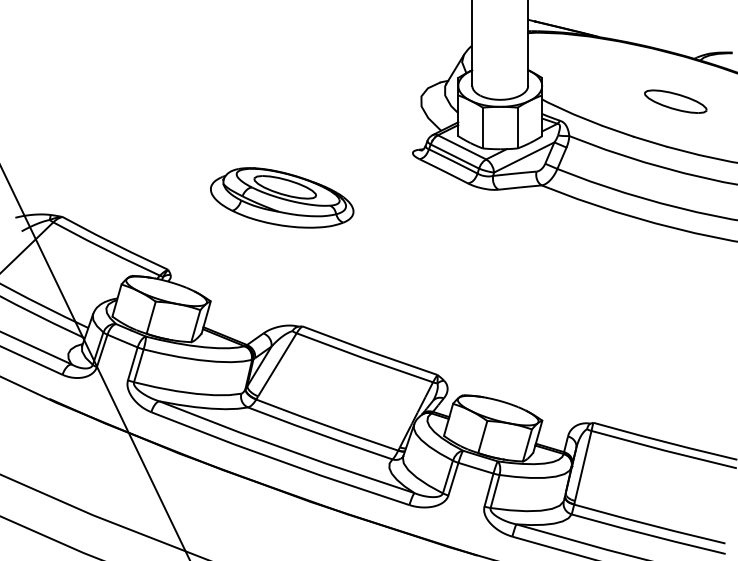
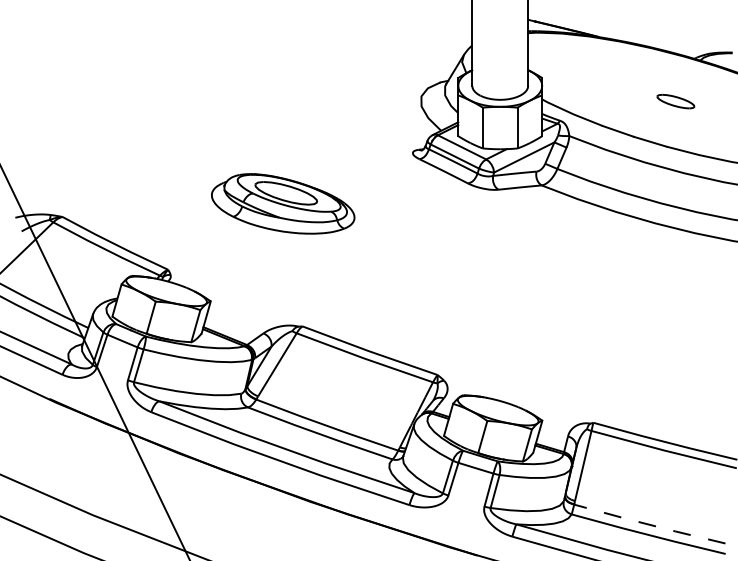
part size: 64x25 px -> 40x16 px (675, 101)
part position: (282, 197) -> (283, 203) (283, 203)
line: solid -> dashed (649, 524)
